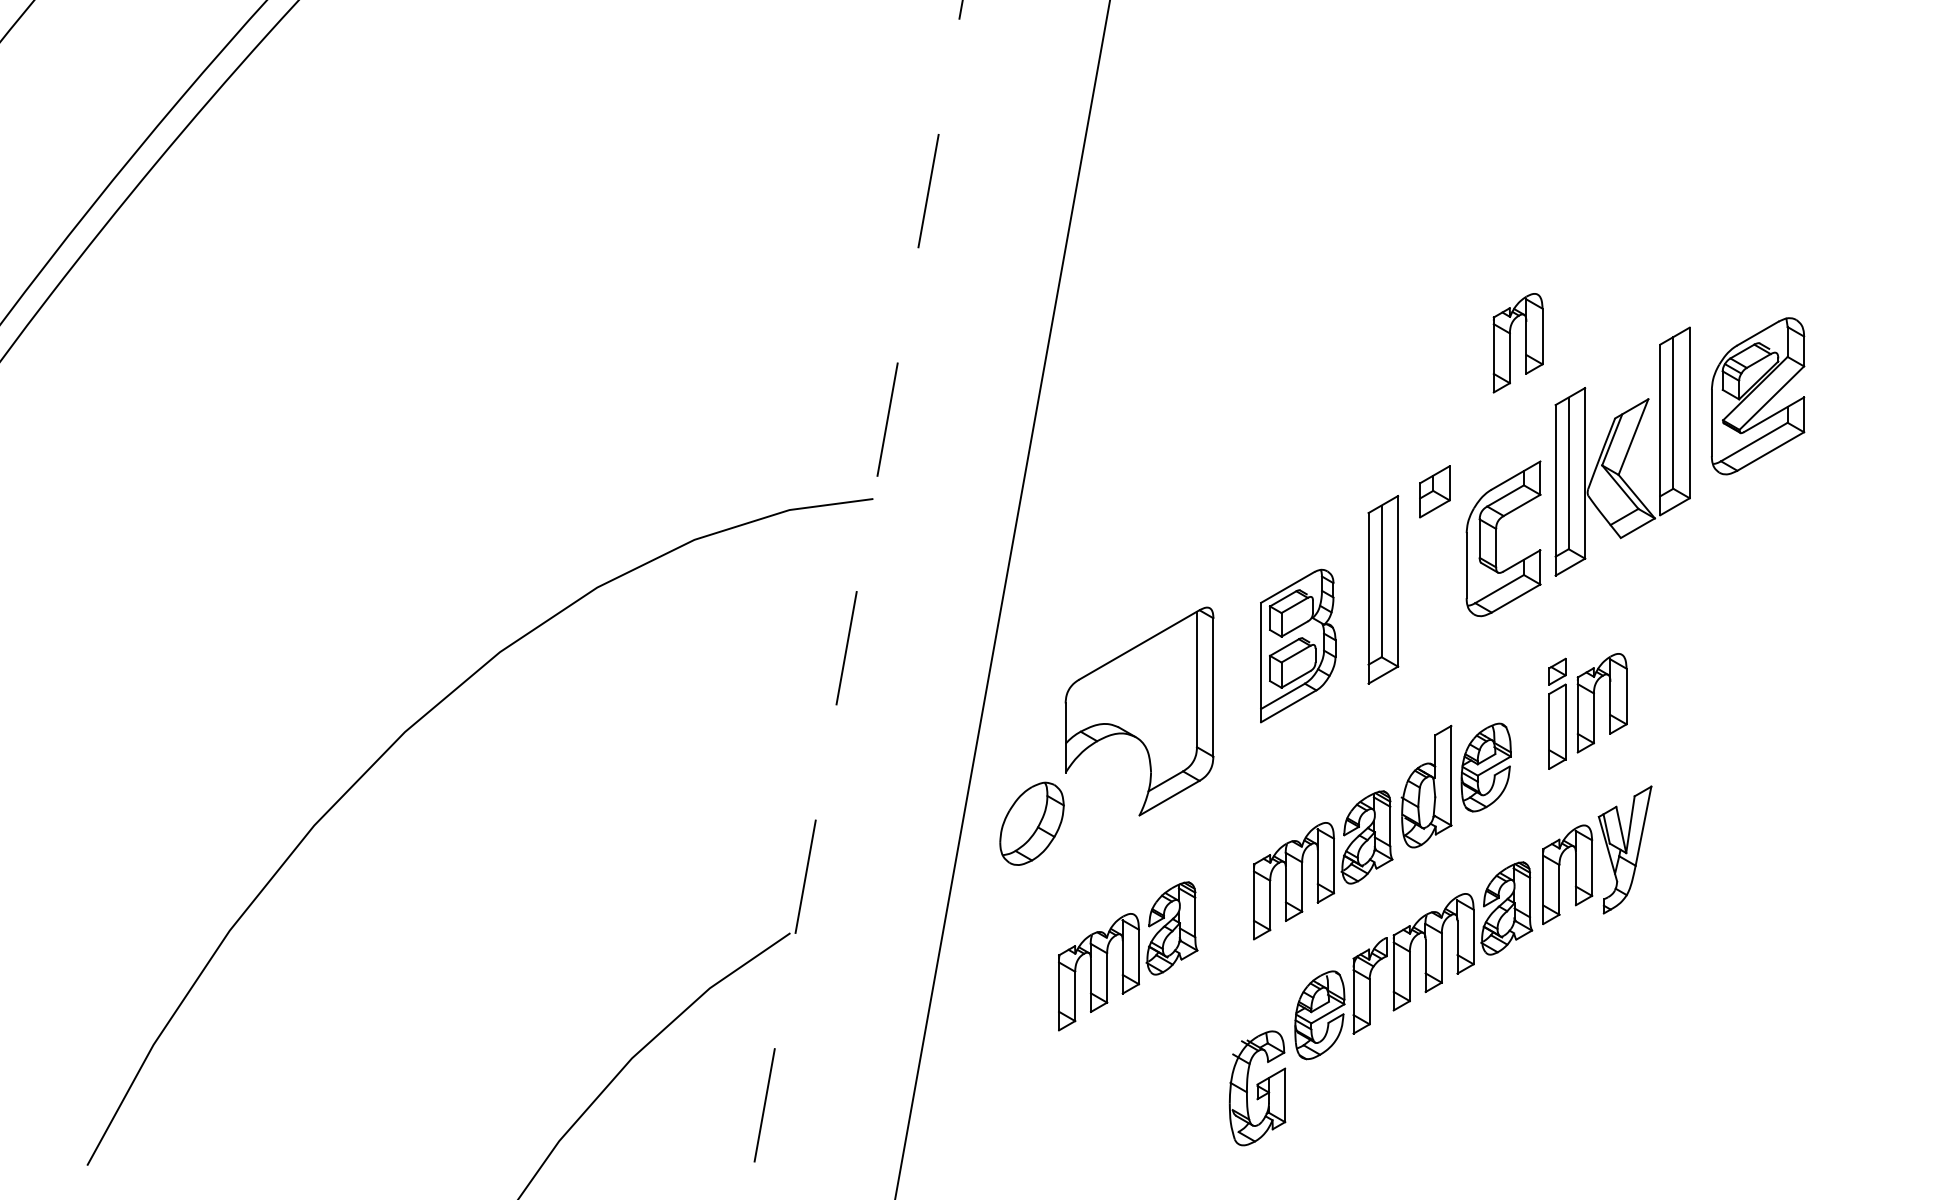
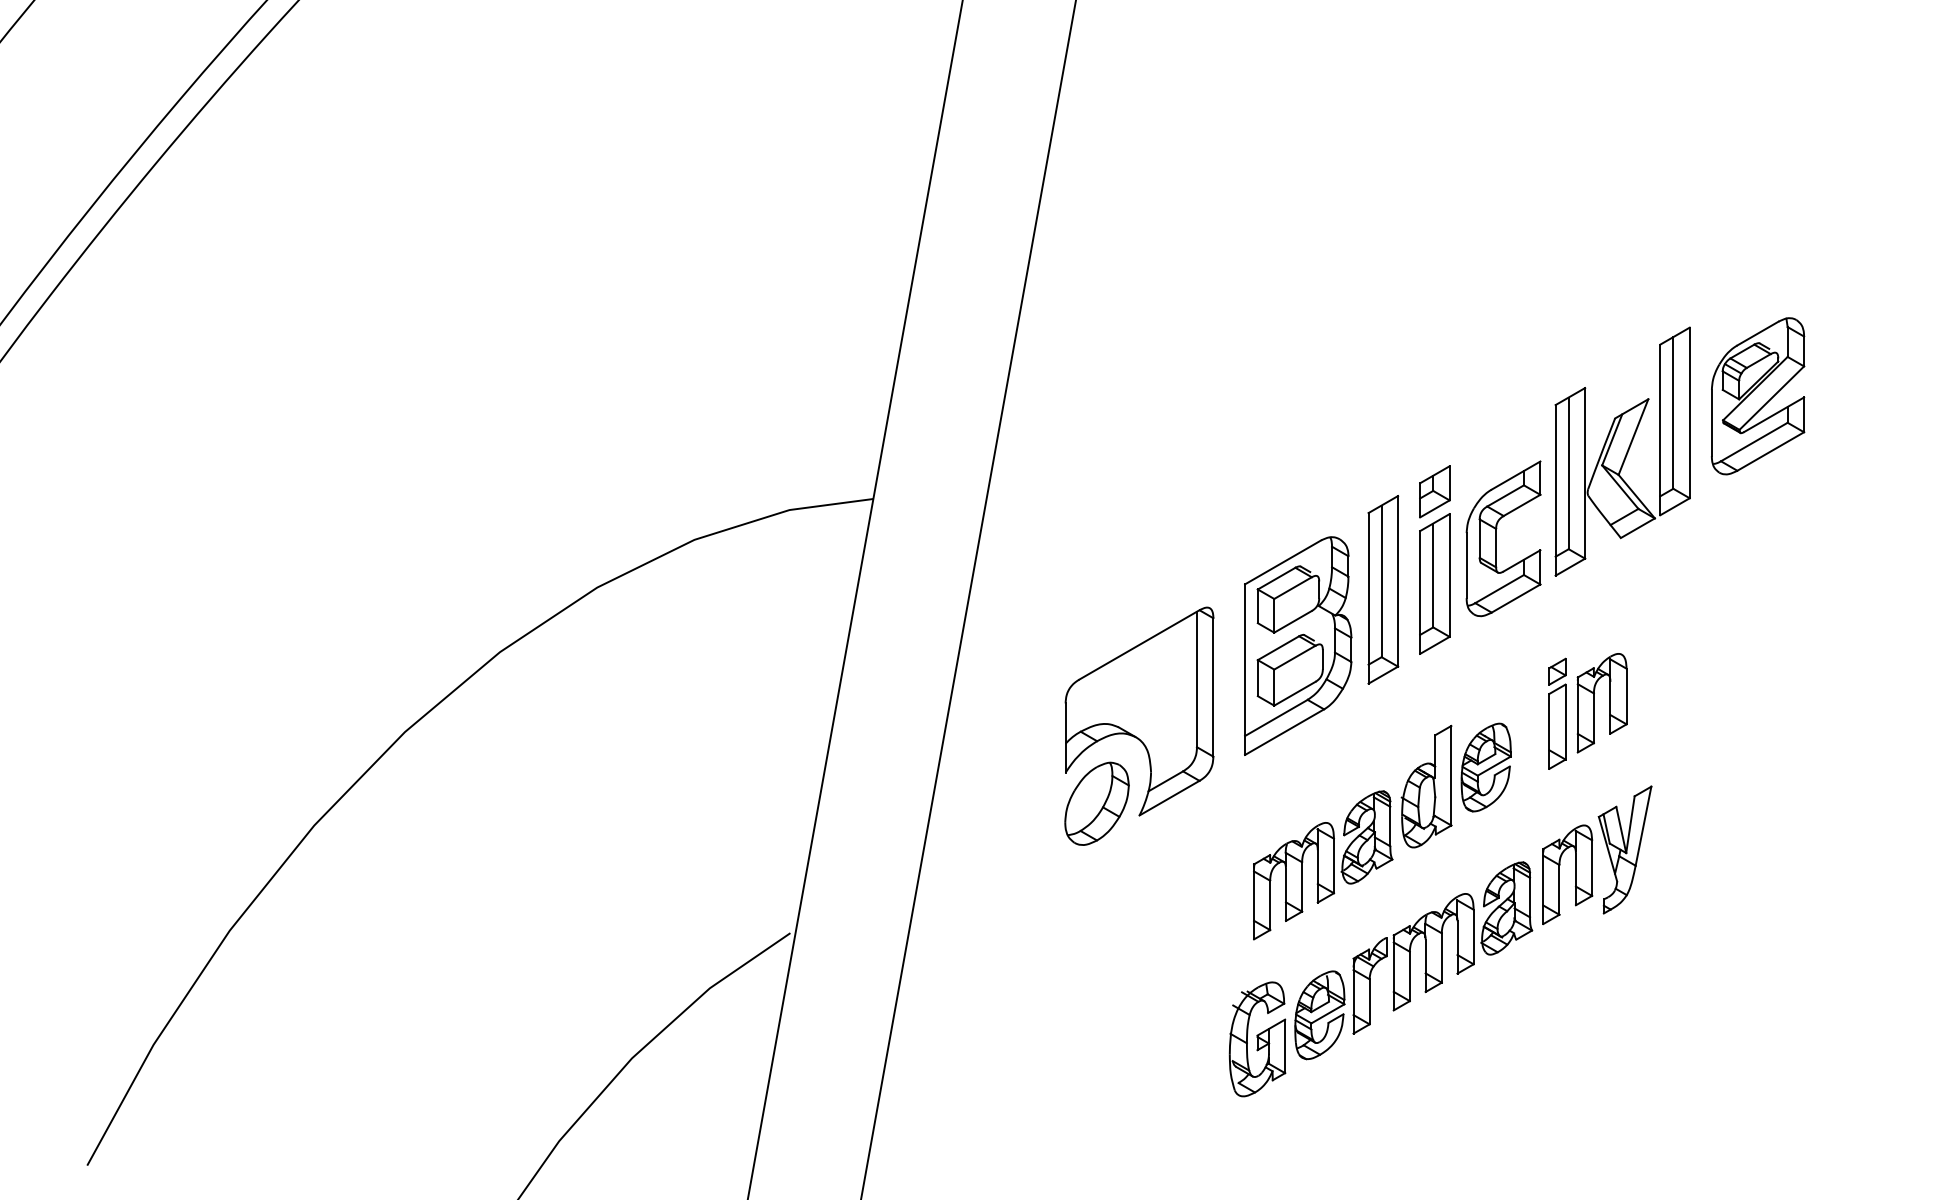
part: present -> none (1510, 343)
part: none -> present (1434, 583)
line position: (1002, 599) -> (968, 599) (968, 599)
line: dashed -> solid (855, 600)
part size: 77x156 px -> 109x220 px (1298, 645)
part position: (1031, 823) -> (1096, 803) (1096, 803)
part: present -> none (1128, 956)
part position: (1257, 1088) -> (1257, 1039) (1257, 1039)
